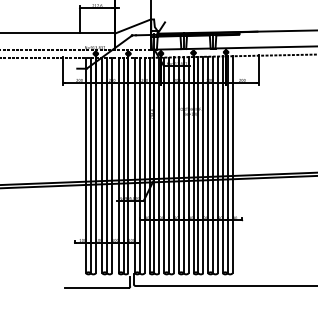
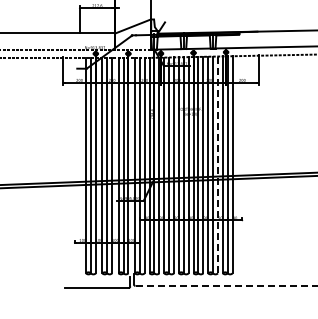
line: solid -> dashed (217, 164)
line: solid -> dashed (227, 285)
